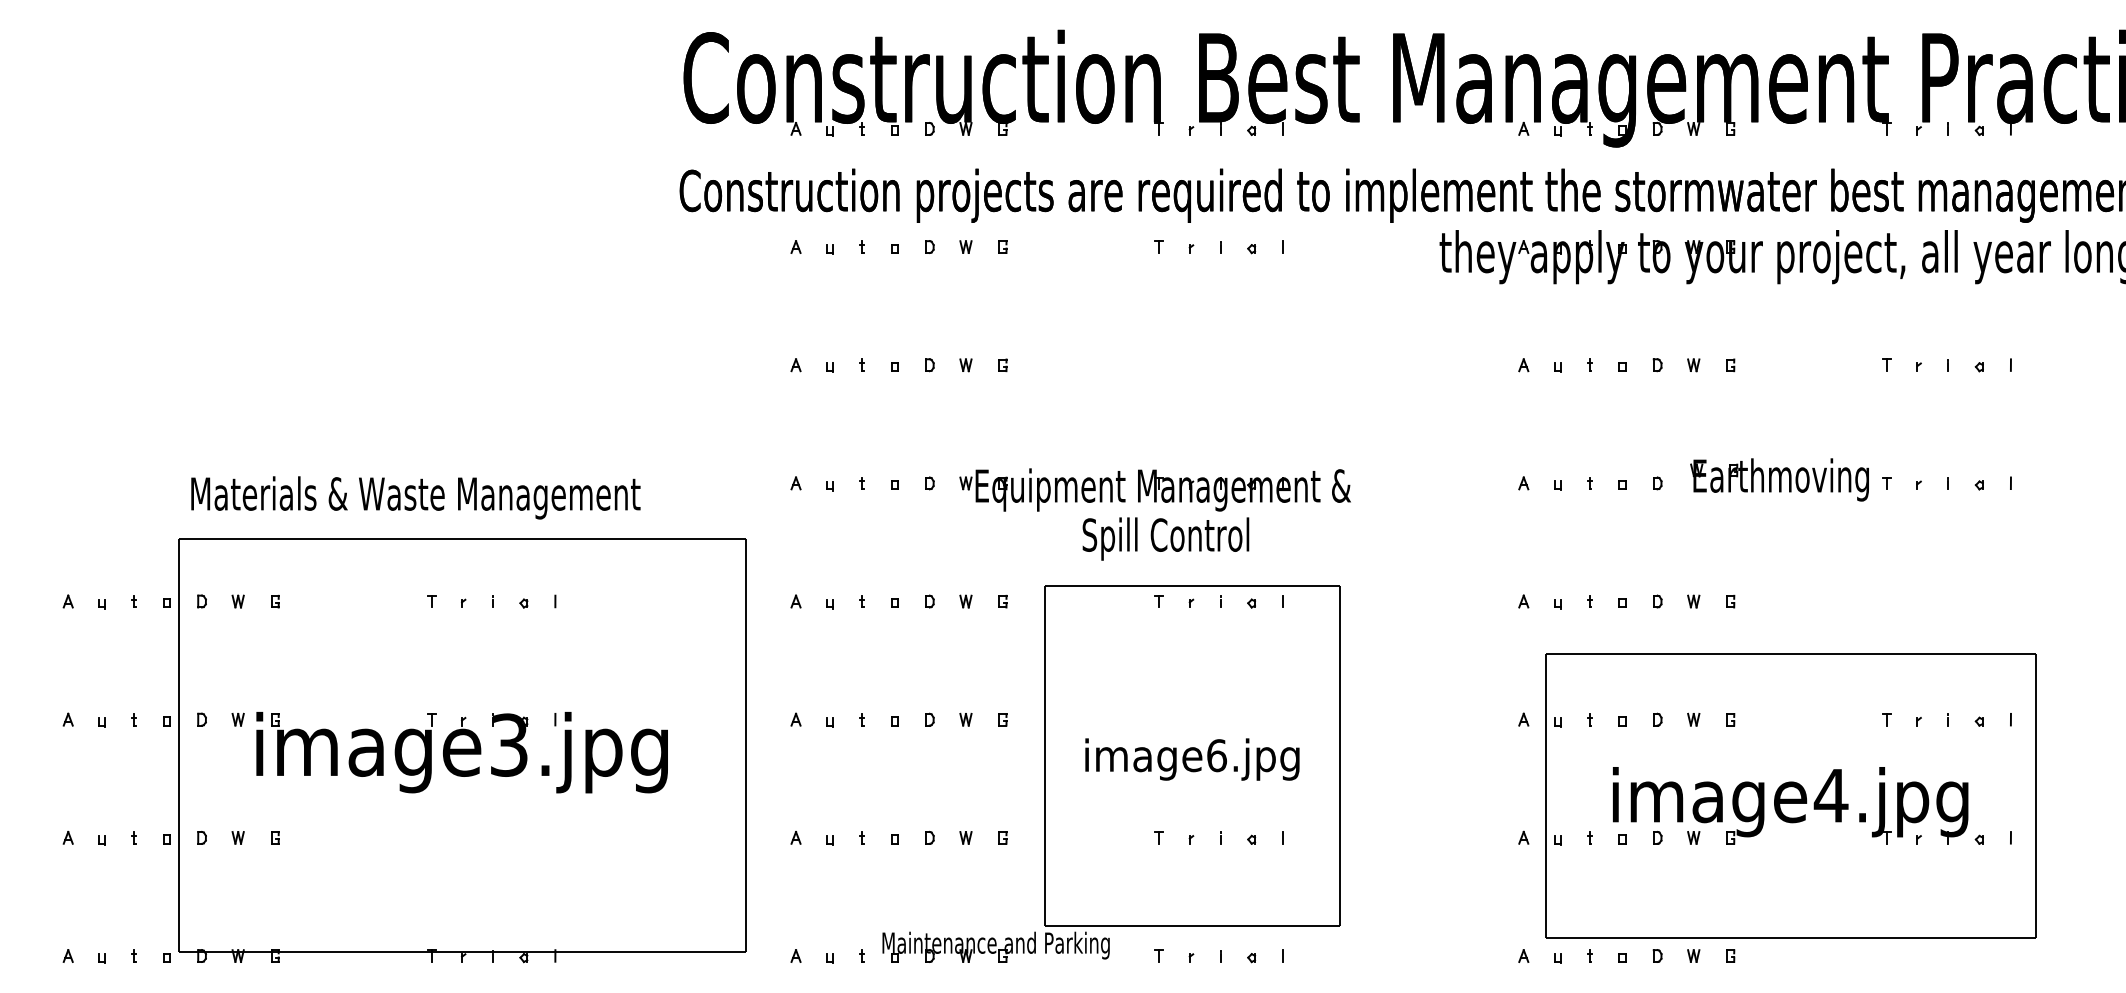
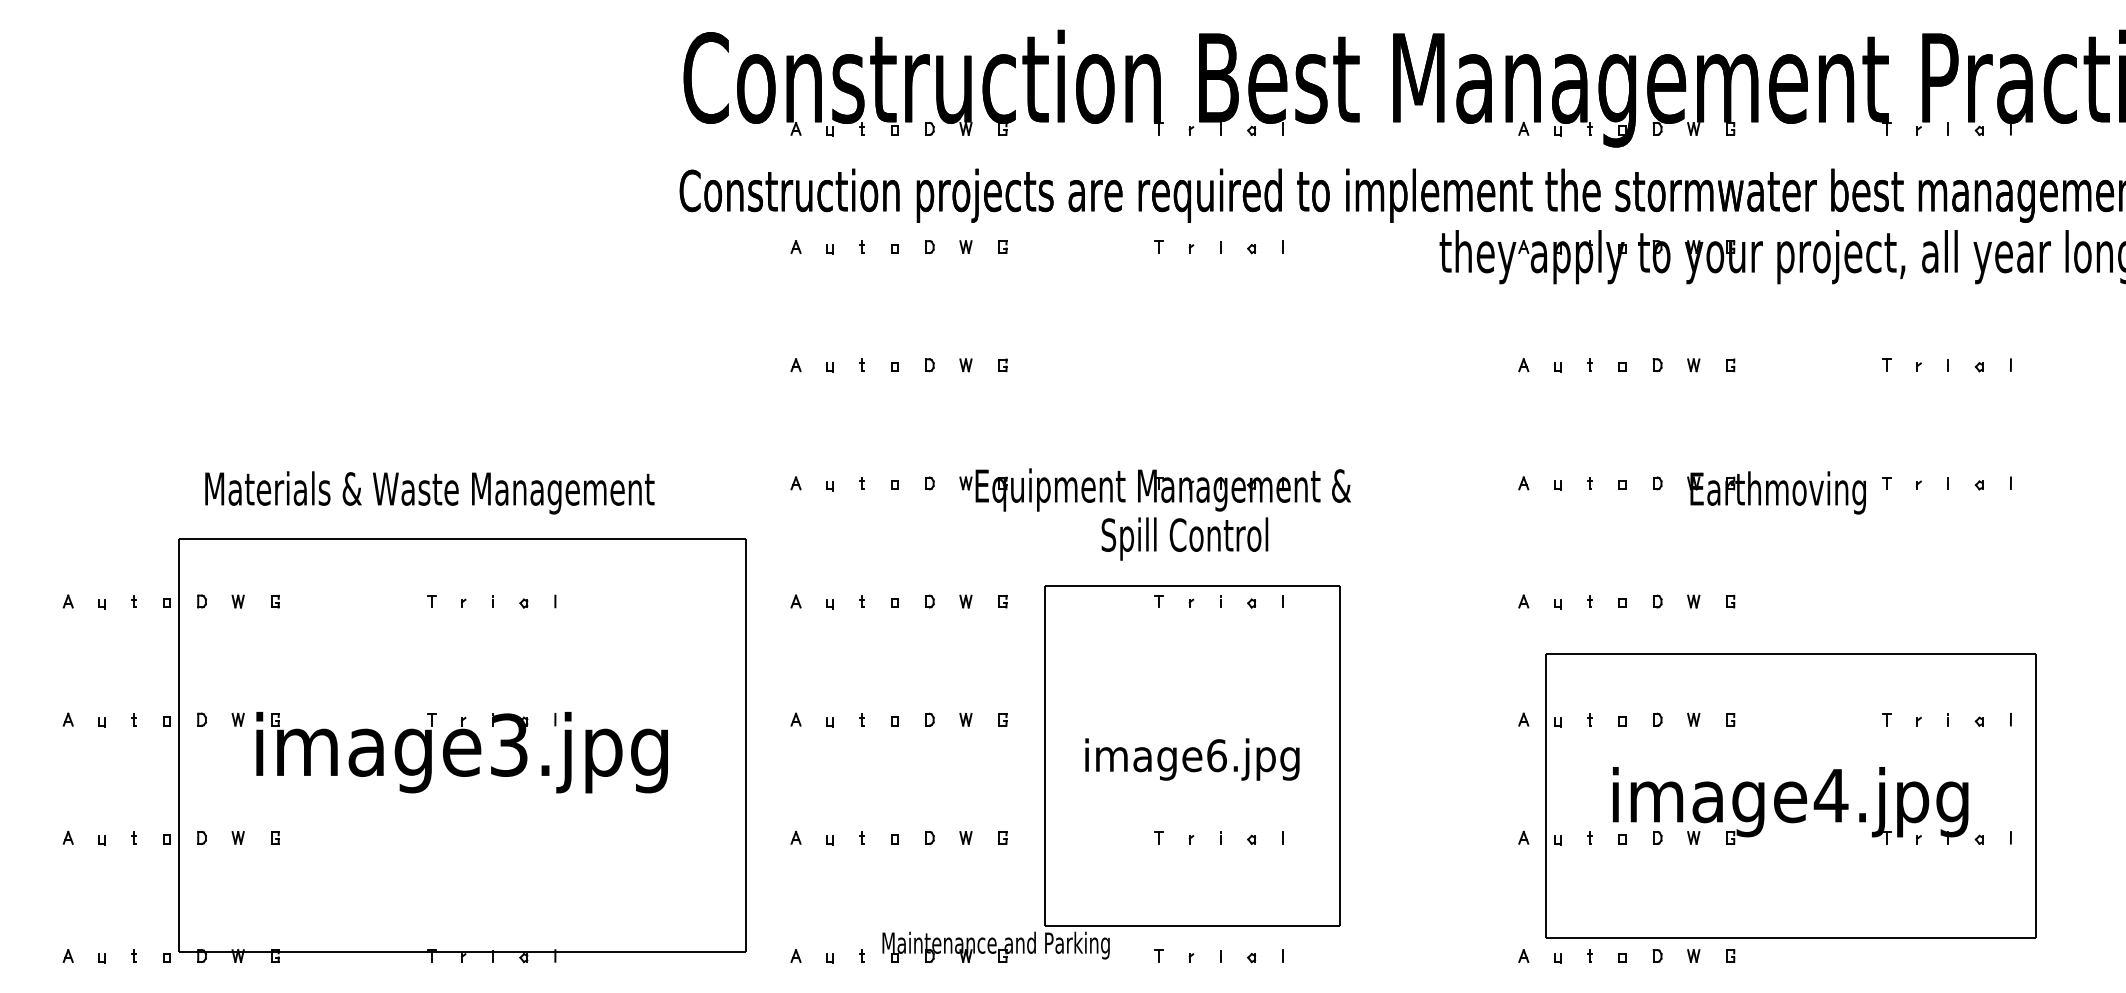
part position: (1779, 479) -> (1776, 492) (1776, 492)
text position: (415, 497) -> (429, 492) (429, 492)
text position: (1165, 538) -> (1184, 538) (1184, 538)
